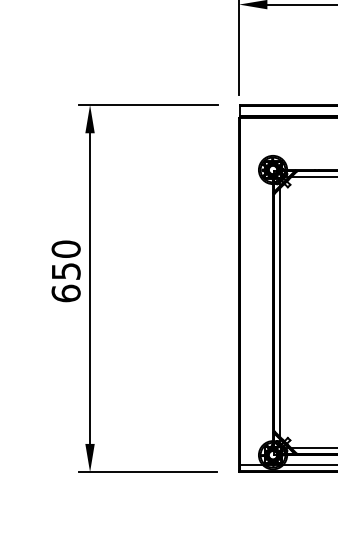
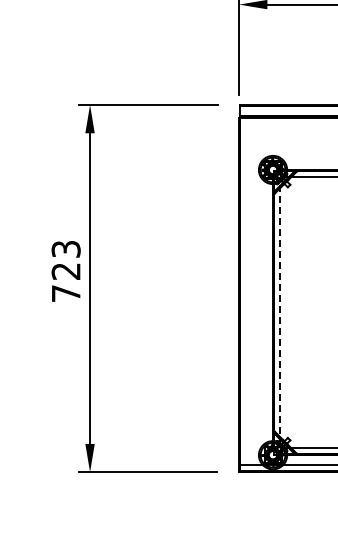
text: 650 -> 723 (65, 271)
line: solid -> dashed (280, 312)
